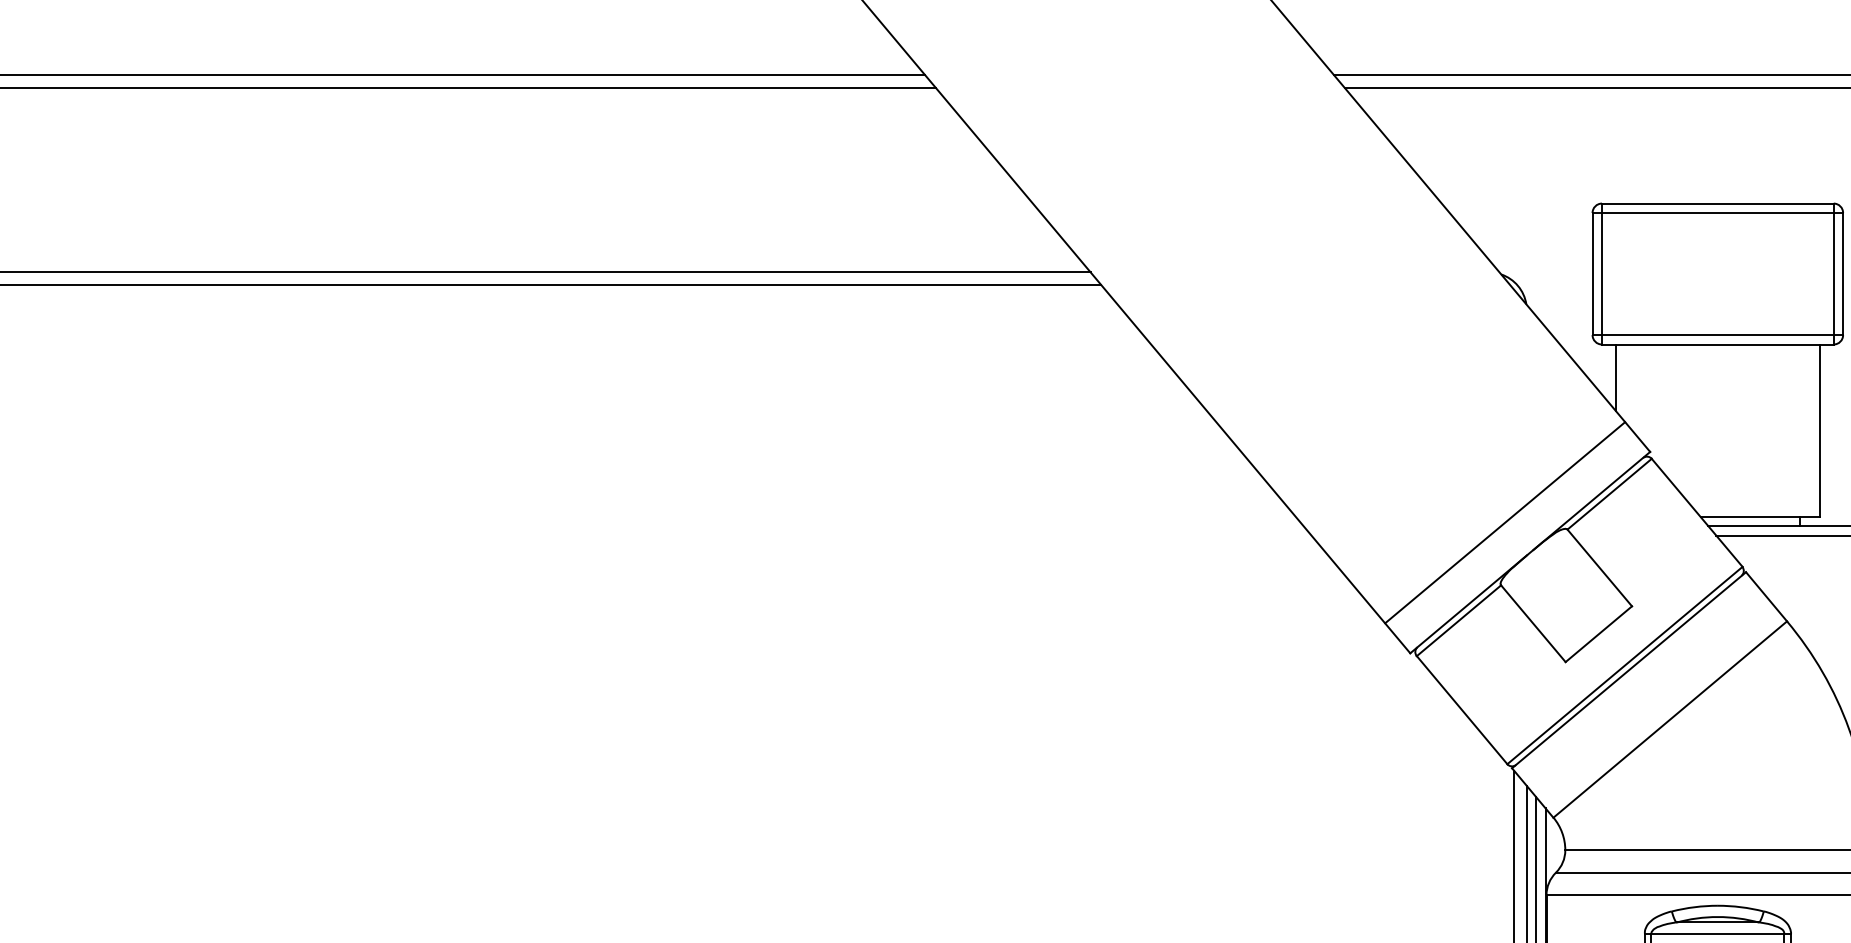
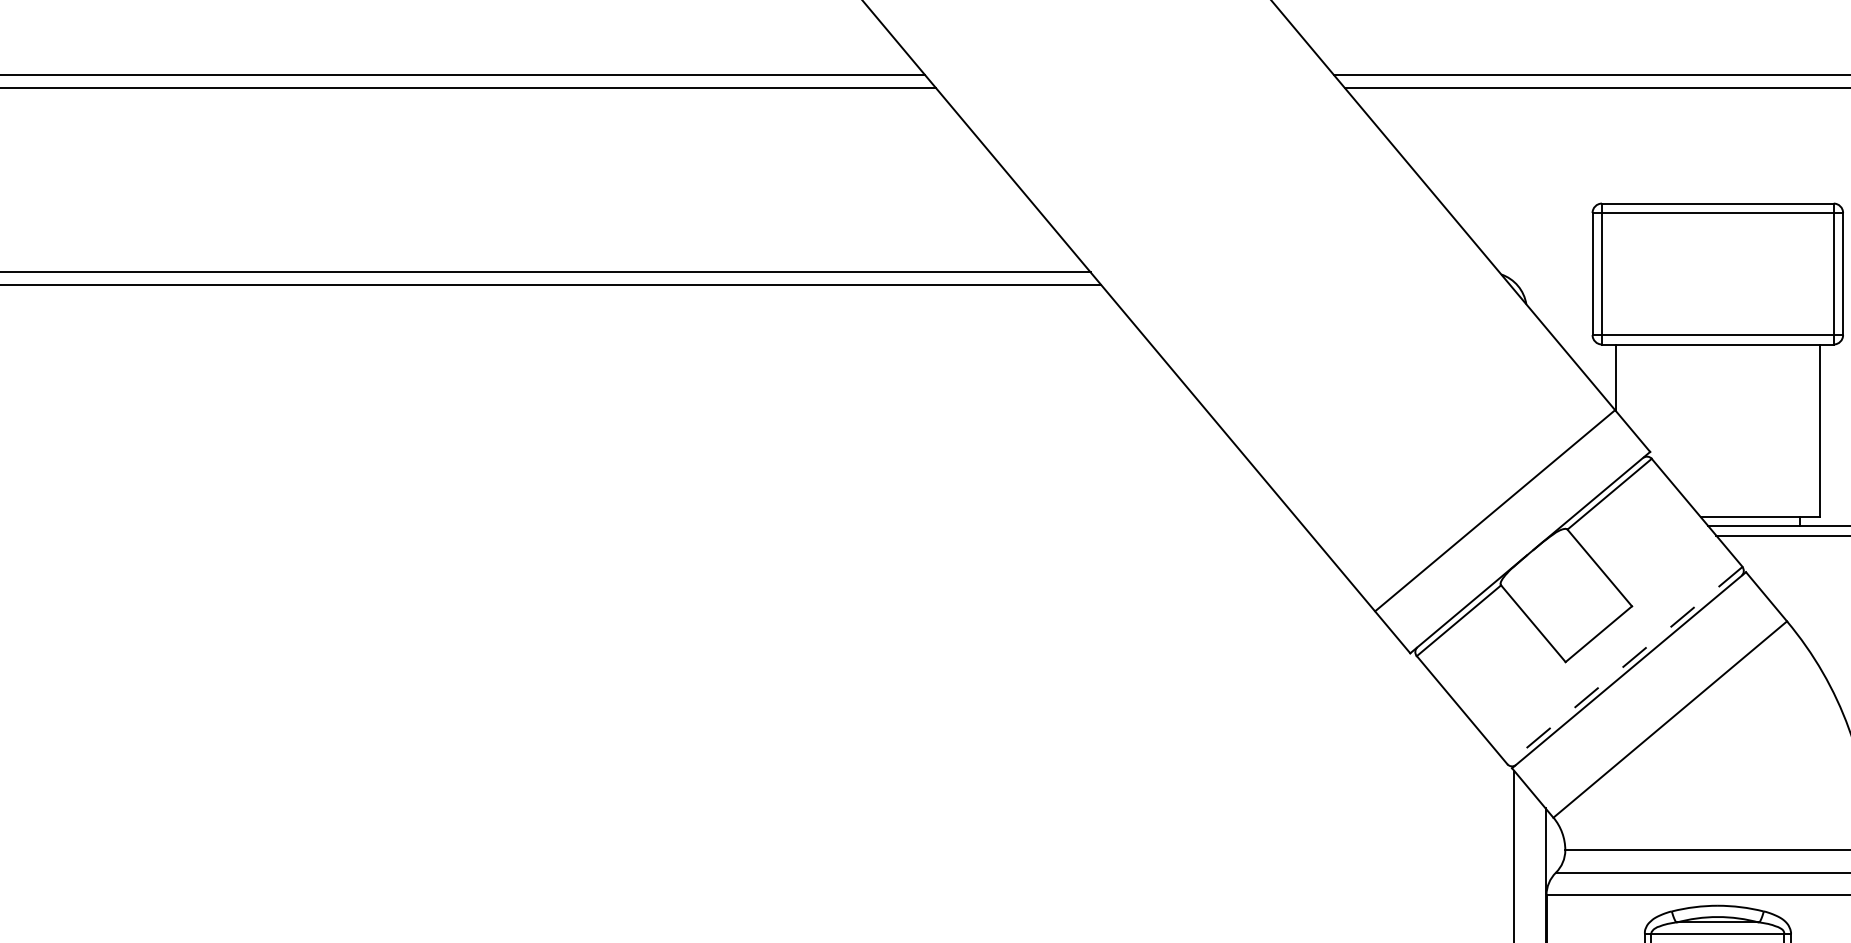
line position: (1505, 522) -> (1495, 510) (1495, 510)
line: solid -> dashed (1624, 665)
line: present -> none (1526, 862)
line: present -> none (1536, 868)
